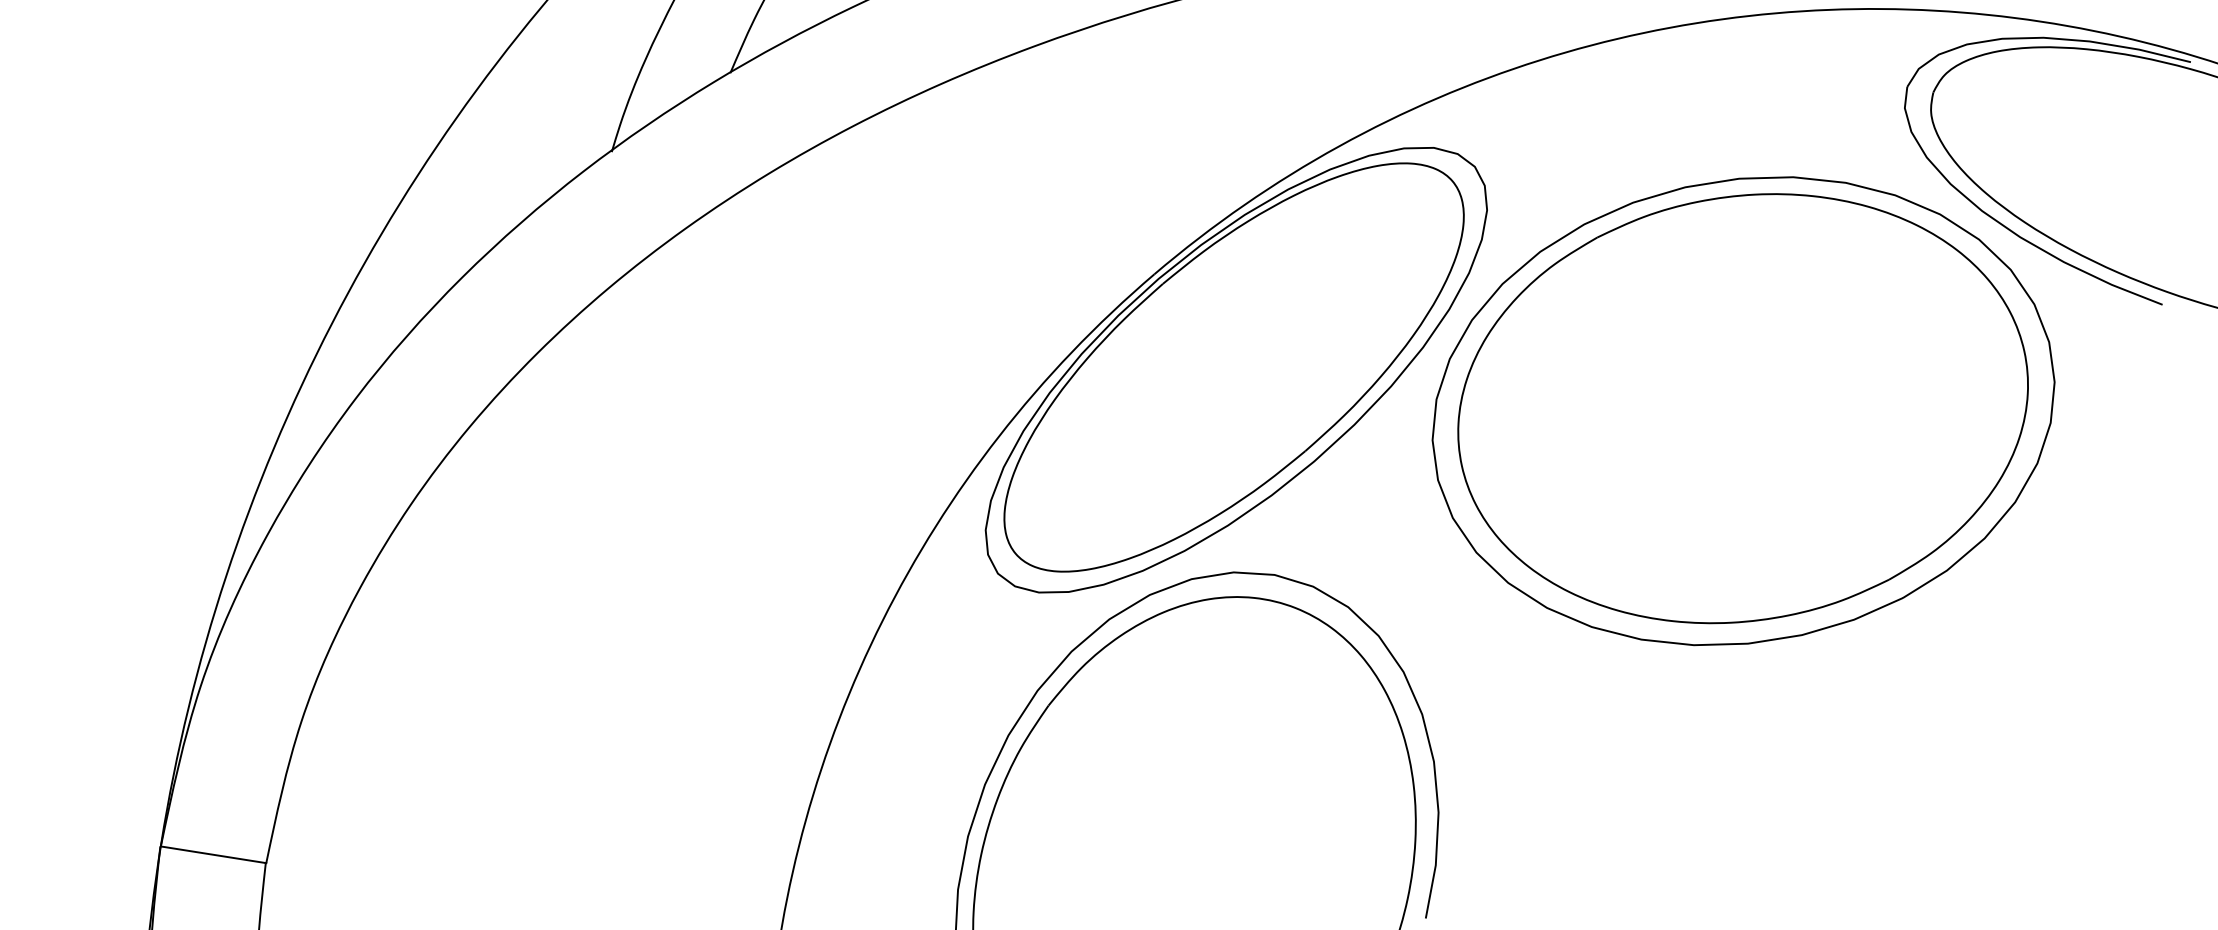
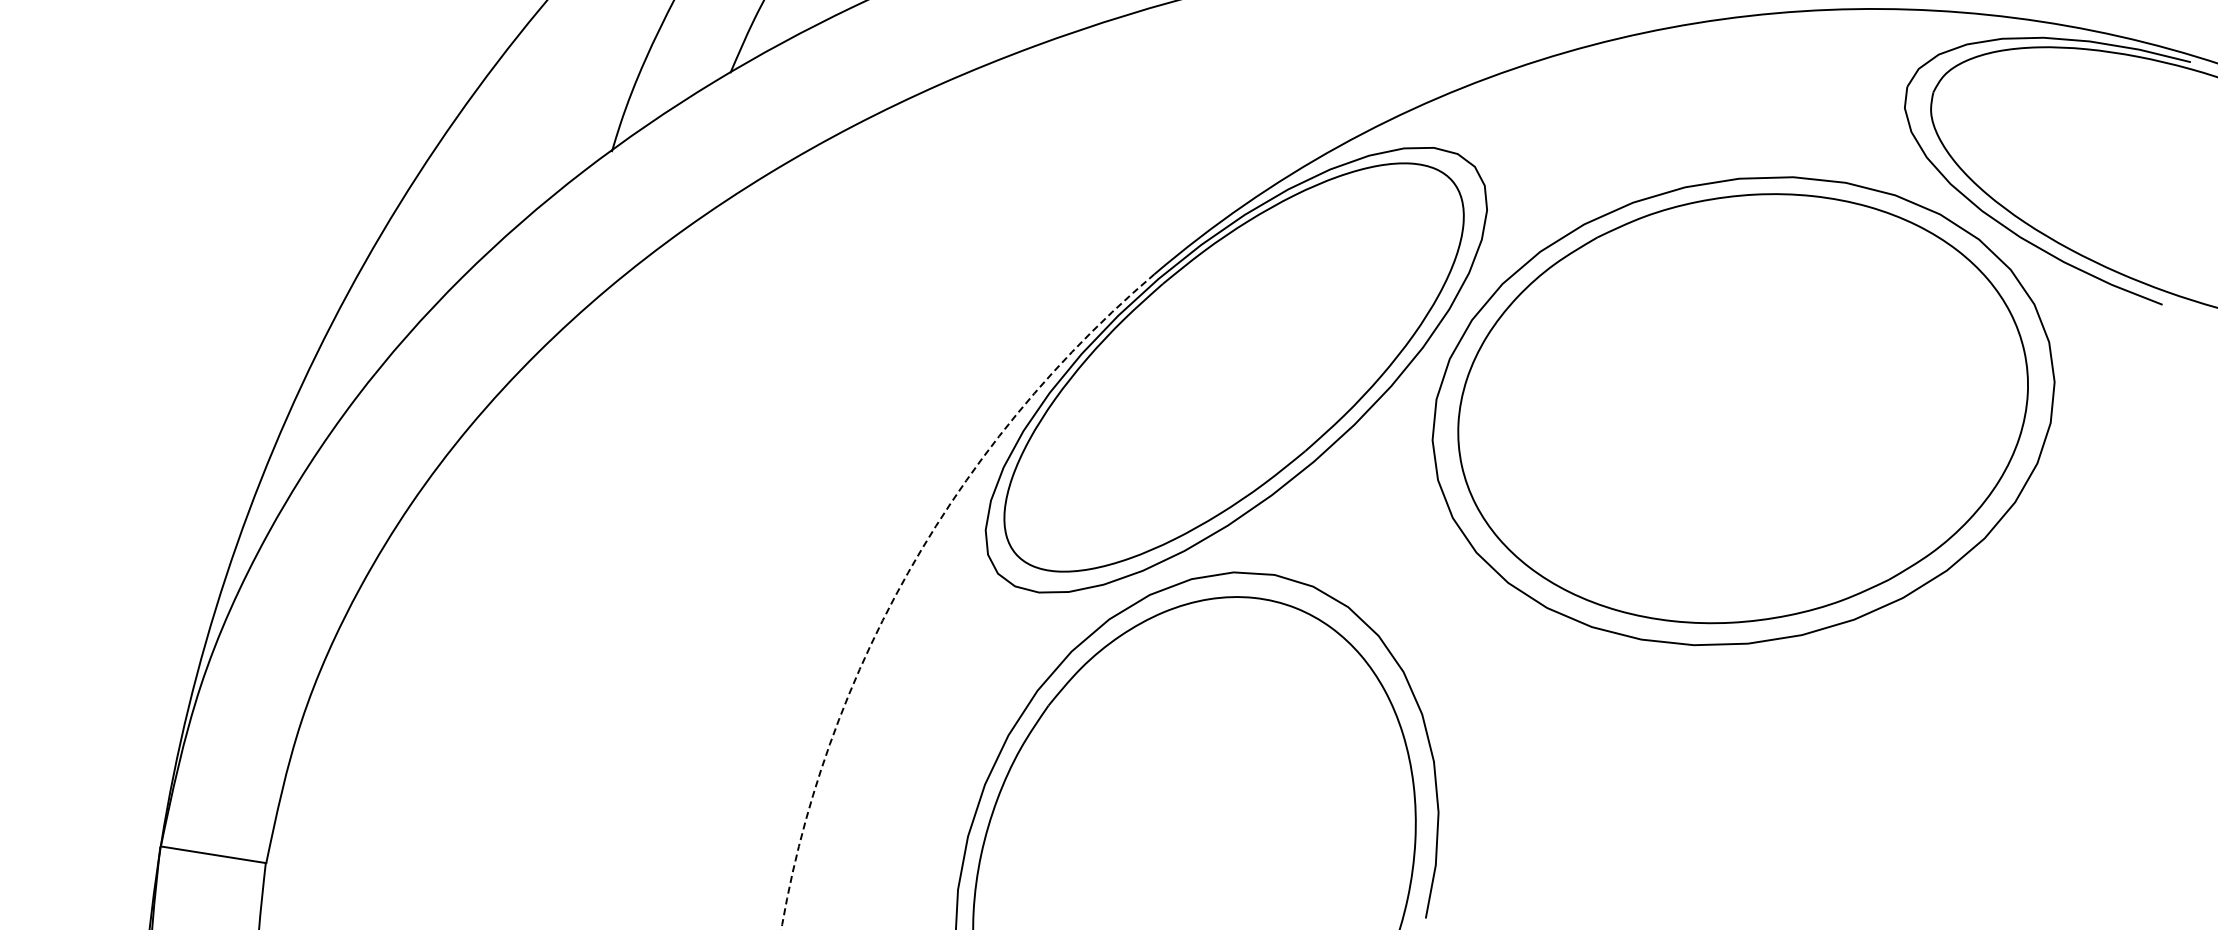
arc: solid -> dashed (910, 568)
